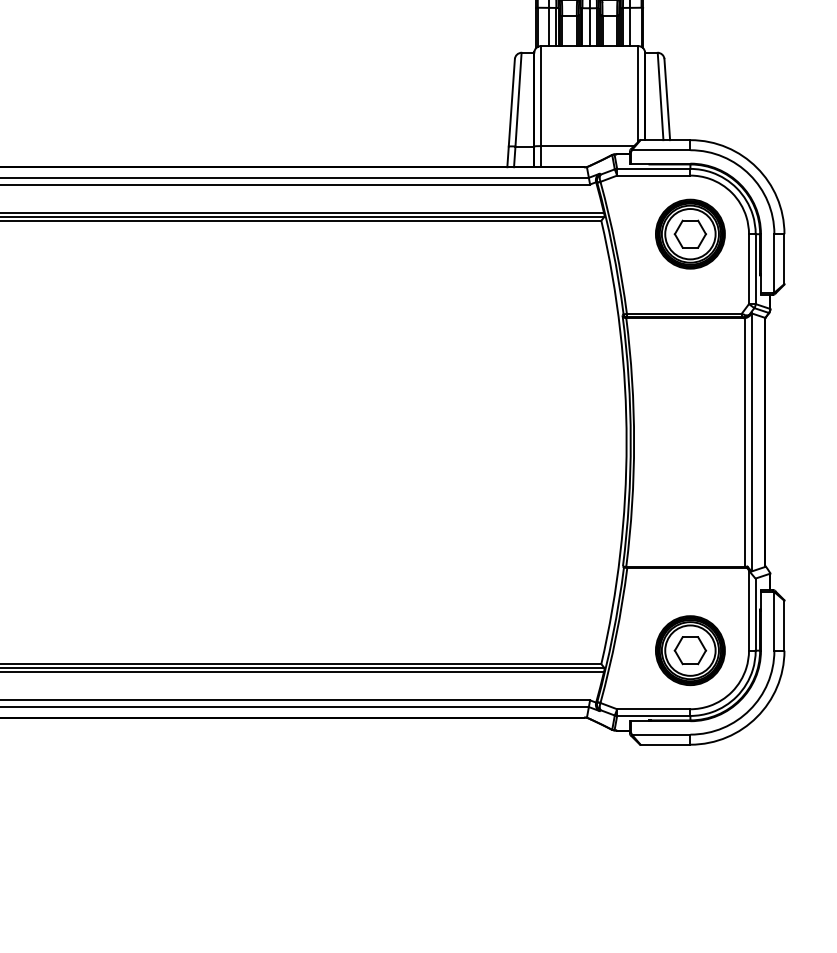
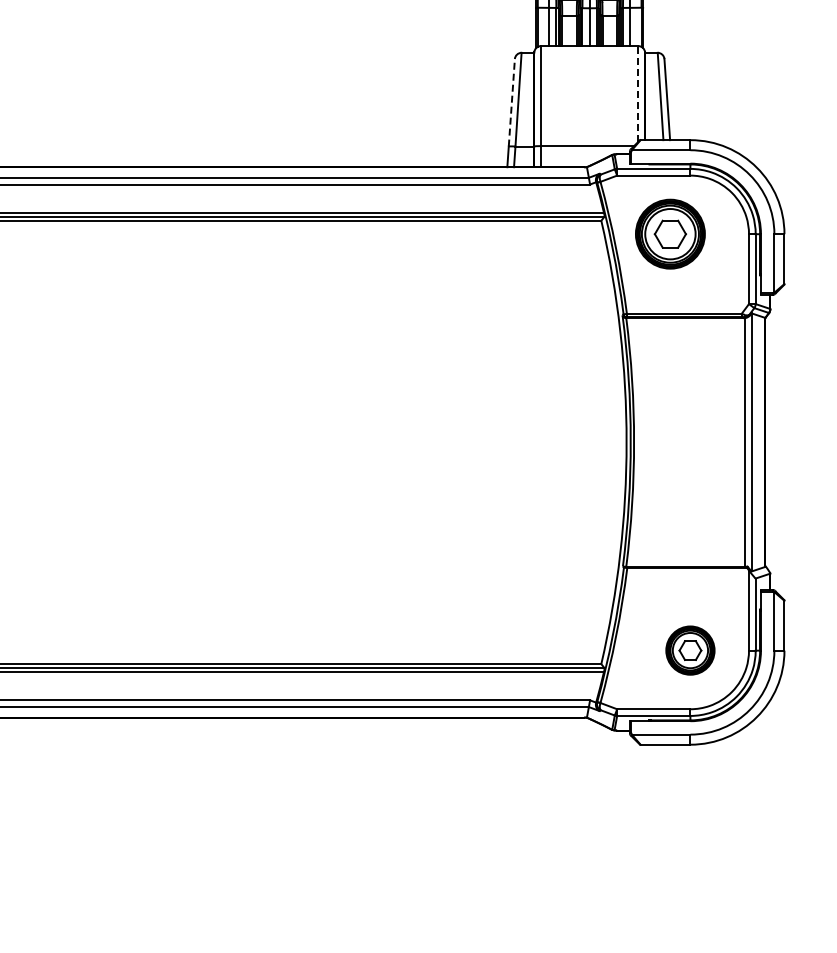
line: solid -> dashed (638, 93)
line: solid -> dashed (511, 102)
part position: (690, 233) -> (670, 233) (670, 233)
part size: 71x71 px -> 51x51 px (690, 650)
